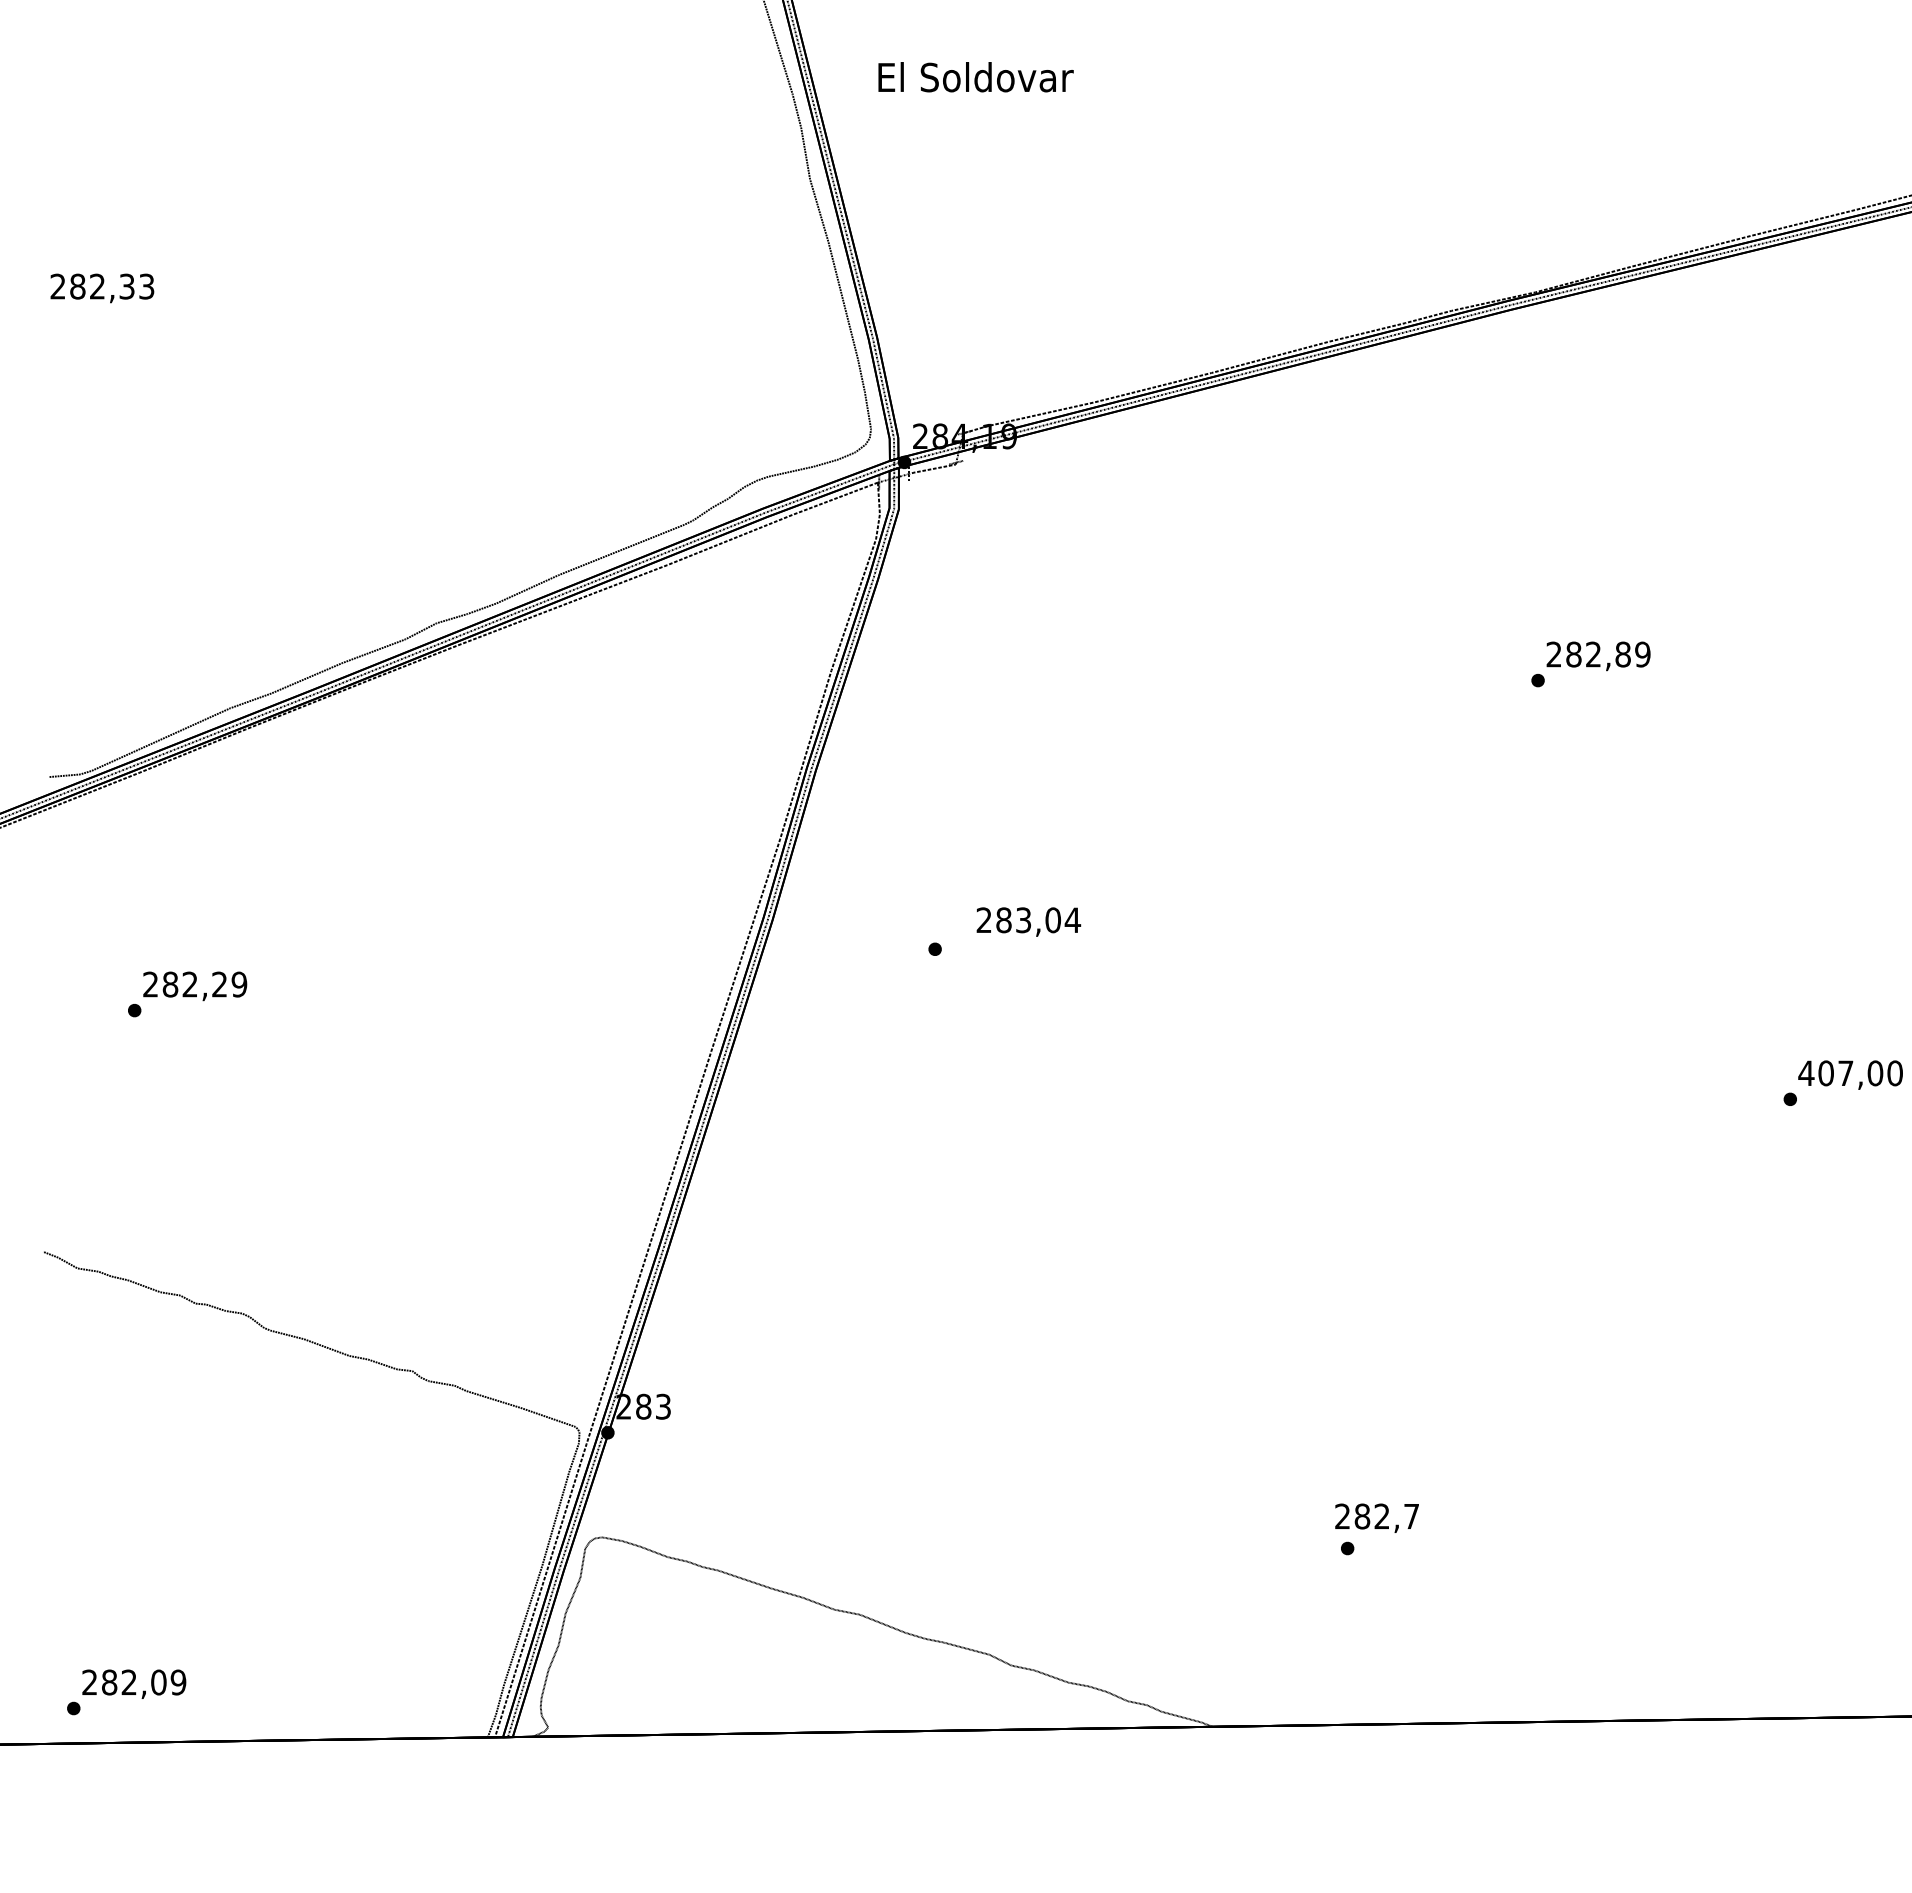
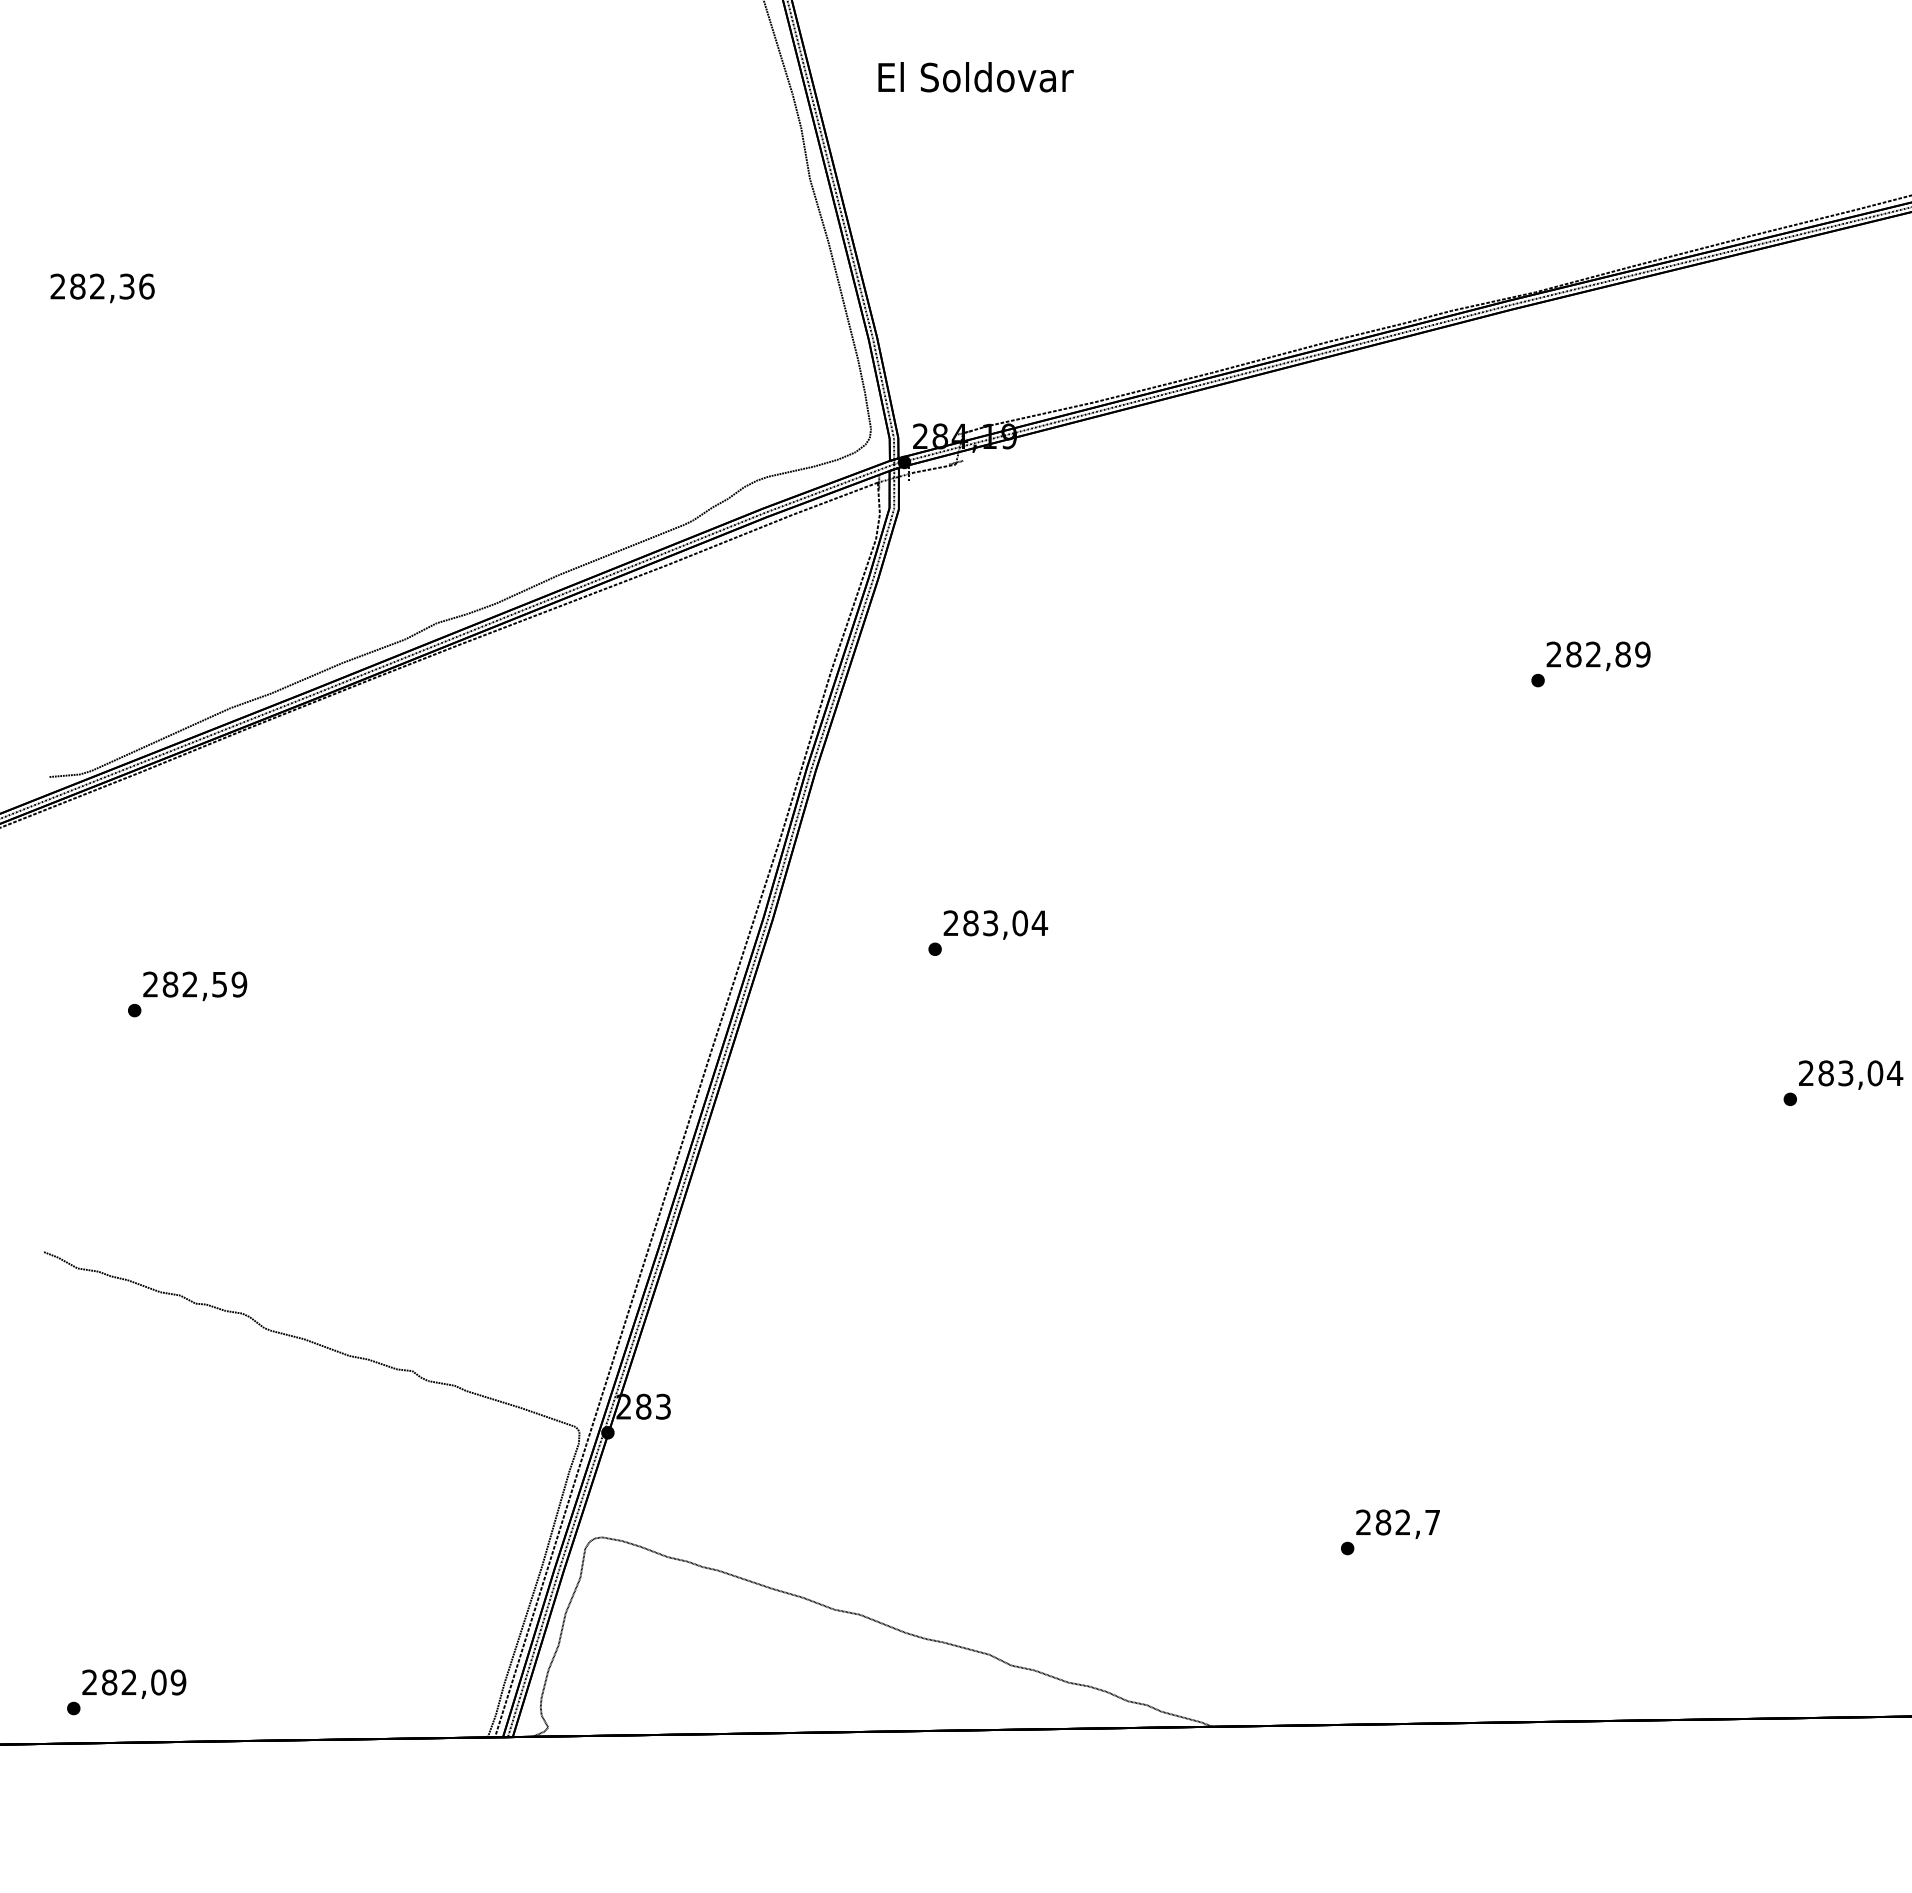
text: 282,33 -> 282,36 (146, 286)
text position: (1028, 921) -> (995, 924) (995, 924)
text: 282,29 -> 282,59 (219, 984)
text: 407,00 -> 283,04 (1850, 1073)
text position: (1376, 1517) -> (1397, 1523) (1397, 1523)
